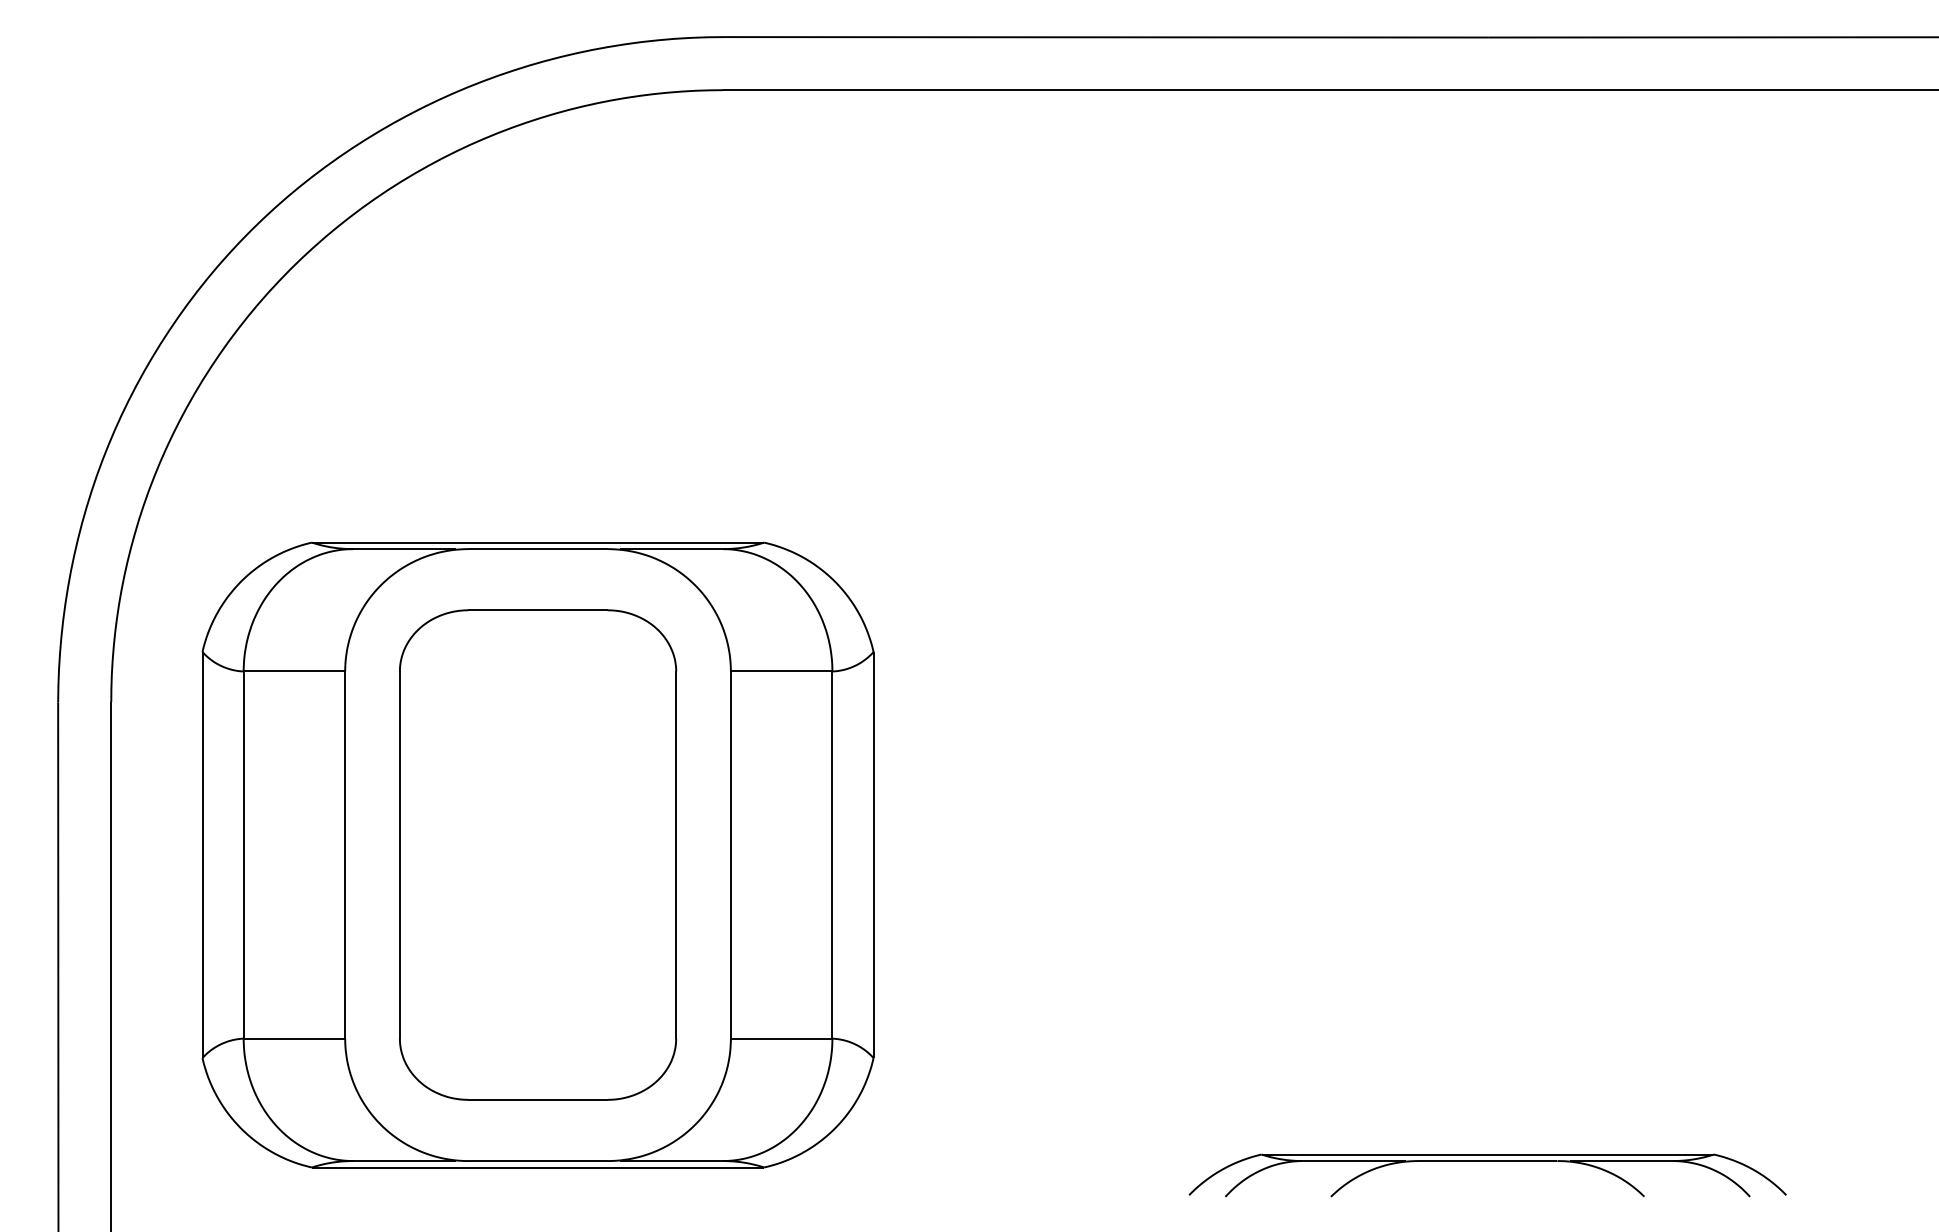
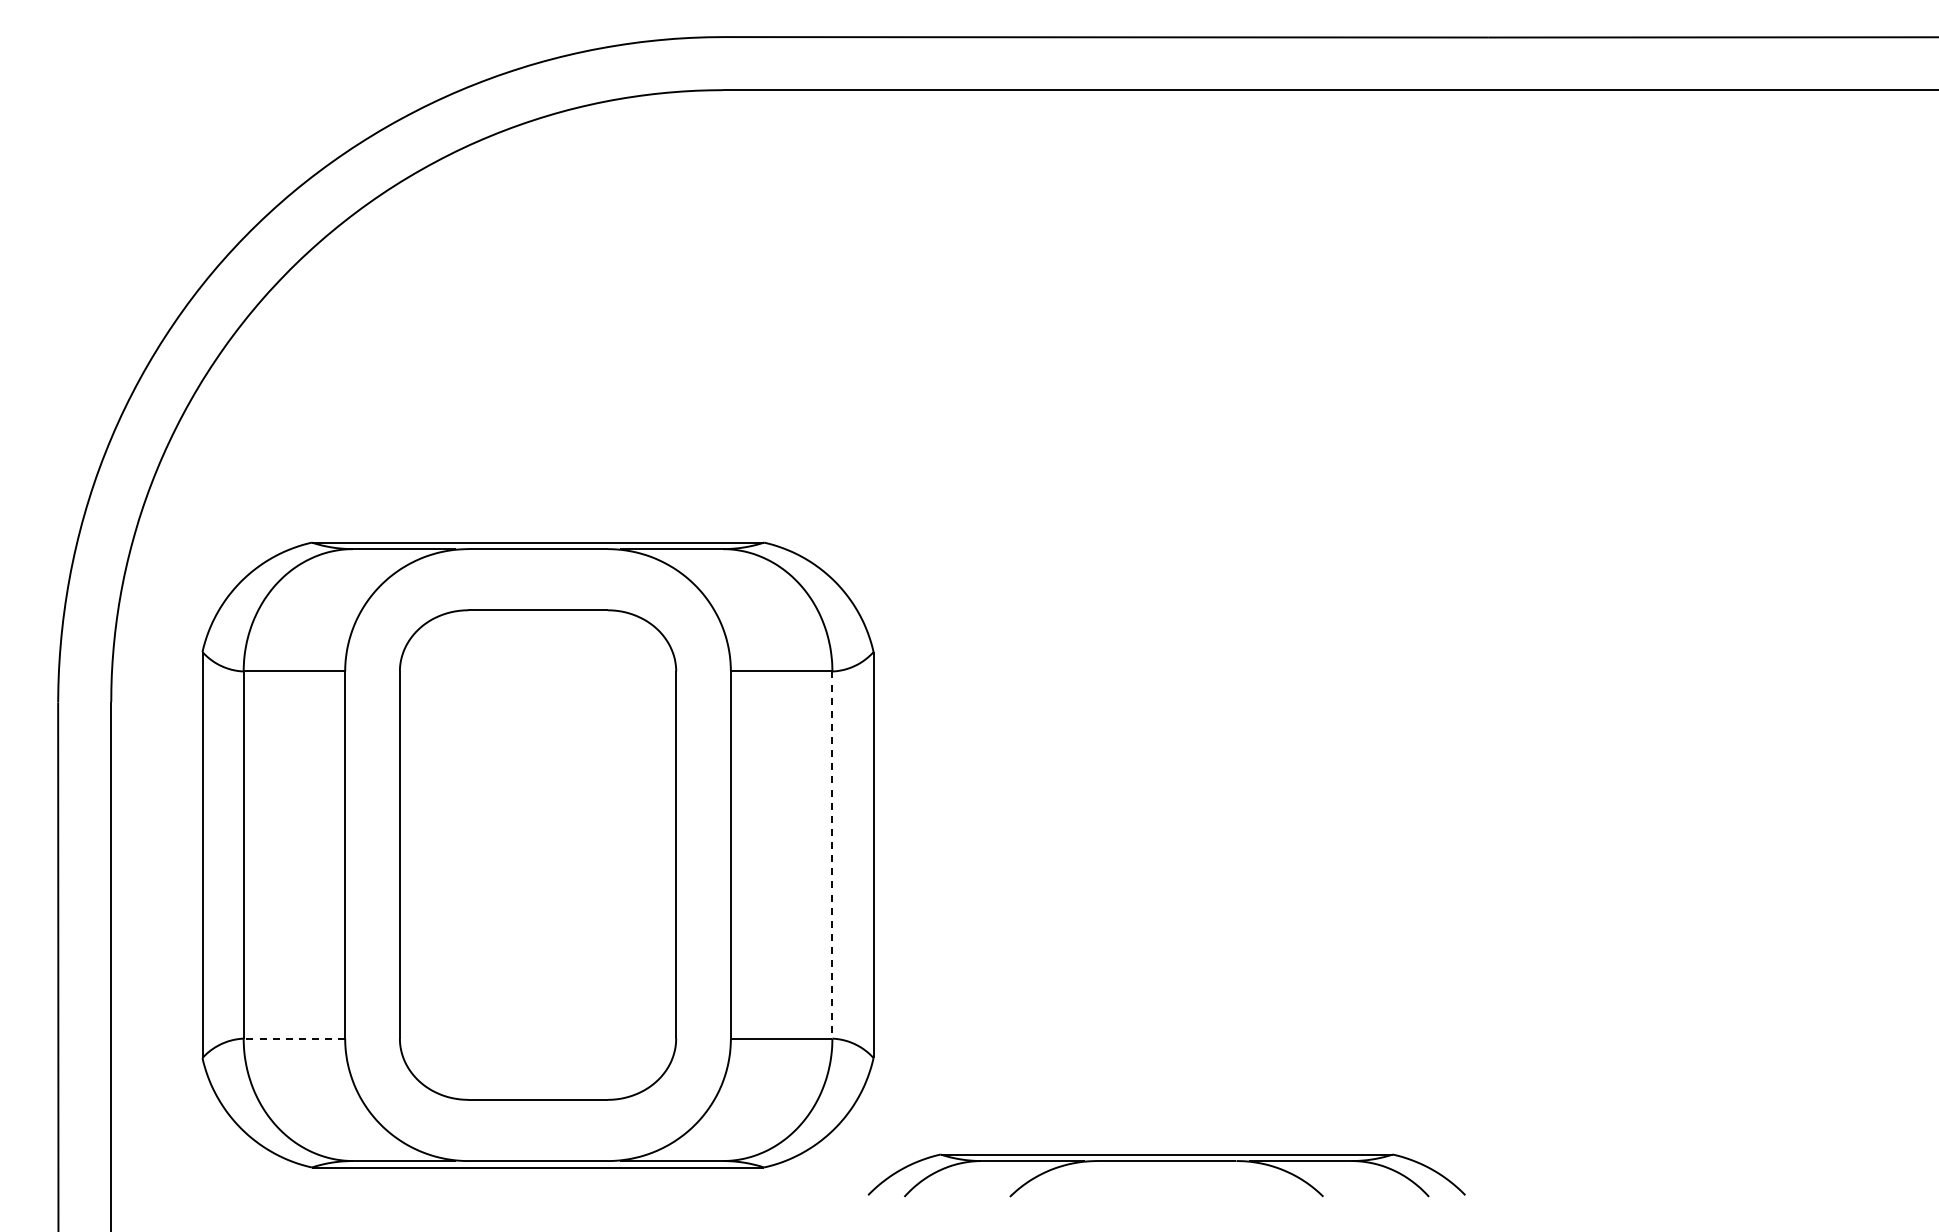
line: solid -> dashed (832, 855)
line: solid -> dashed (294, 1038)
part position: (1487, 1161) -> (1166, 1161) (1166, 1161)
